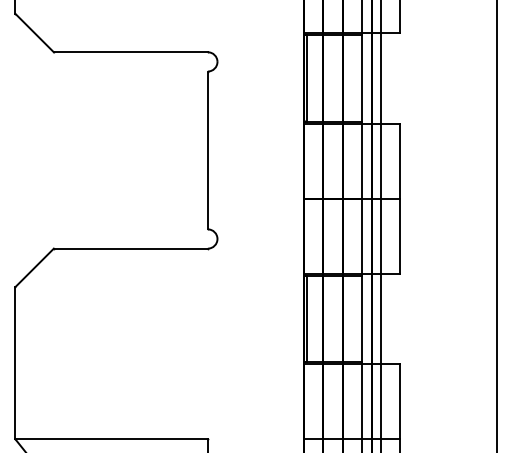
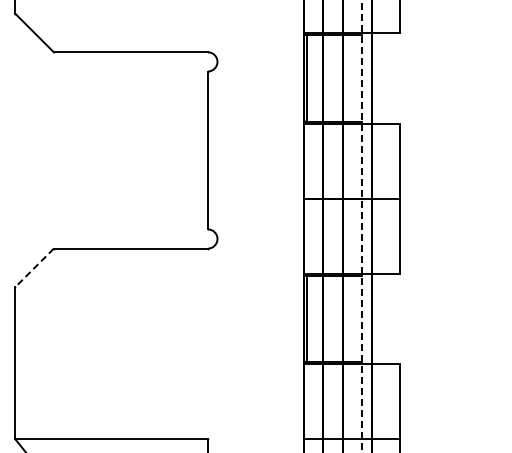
line: present -> none (381, 225)
line: present -> none (496, 225)
line: solid -> dashed (361, 227)
line: solid -> dashed (34, 268)
